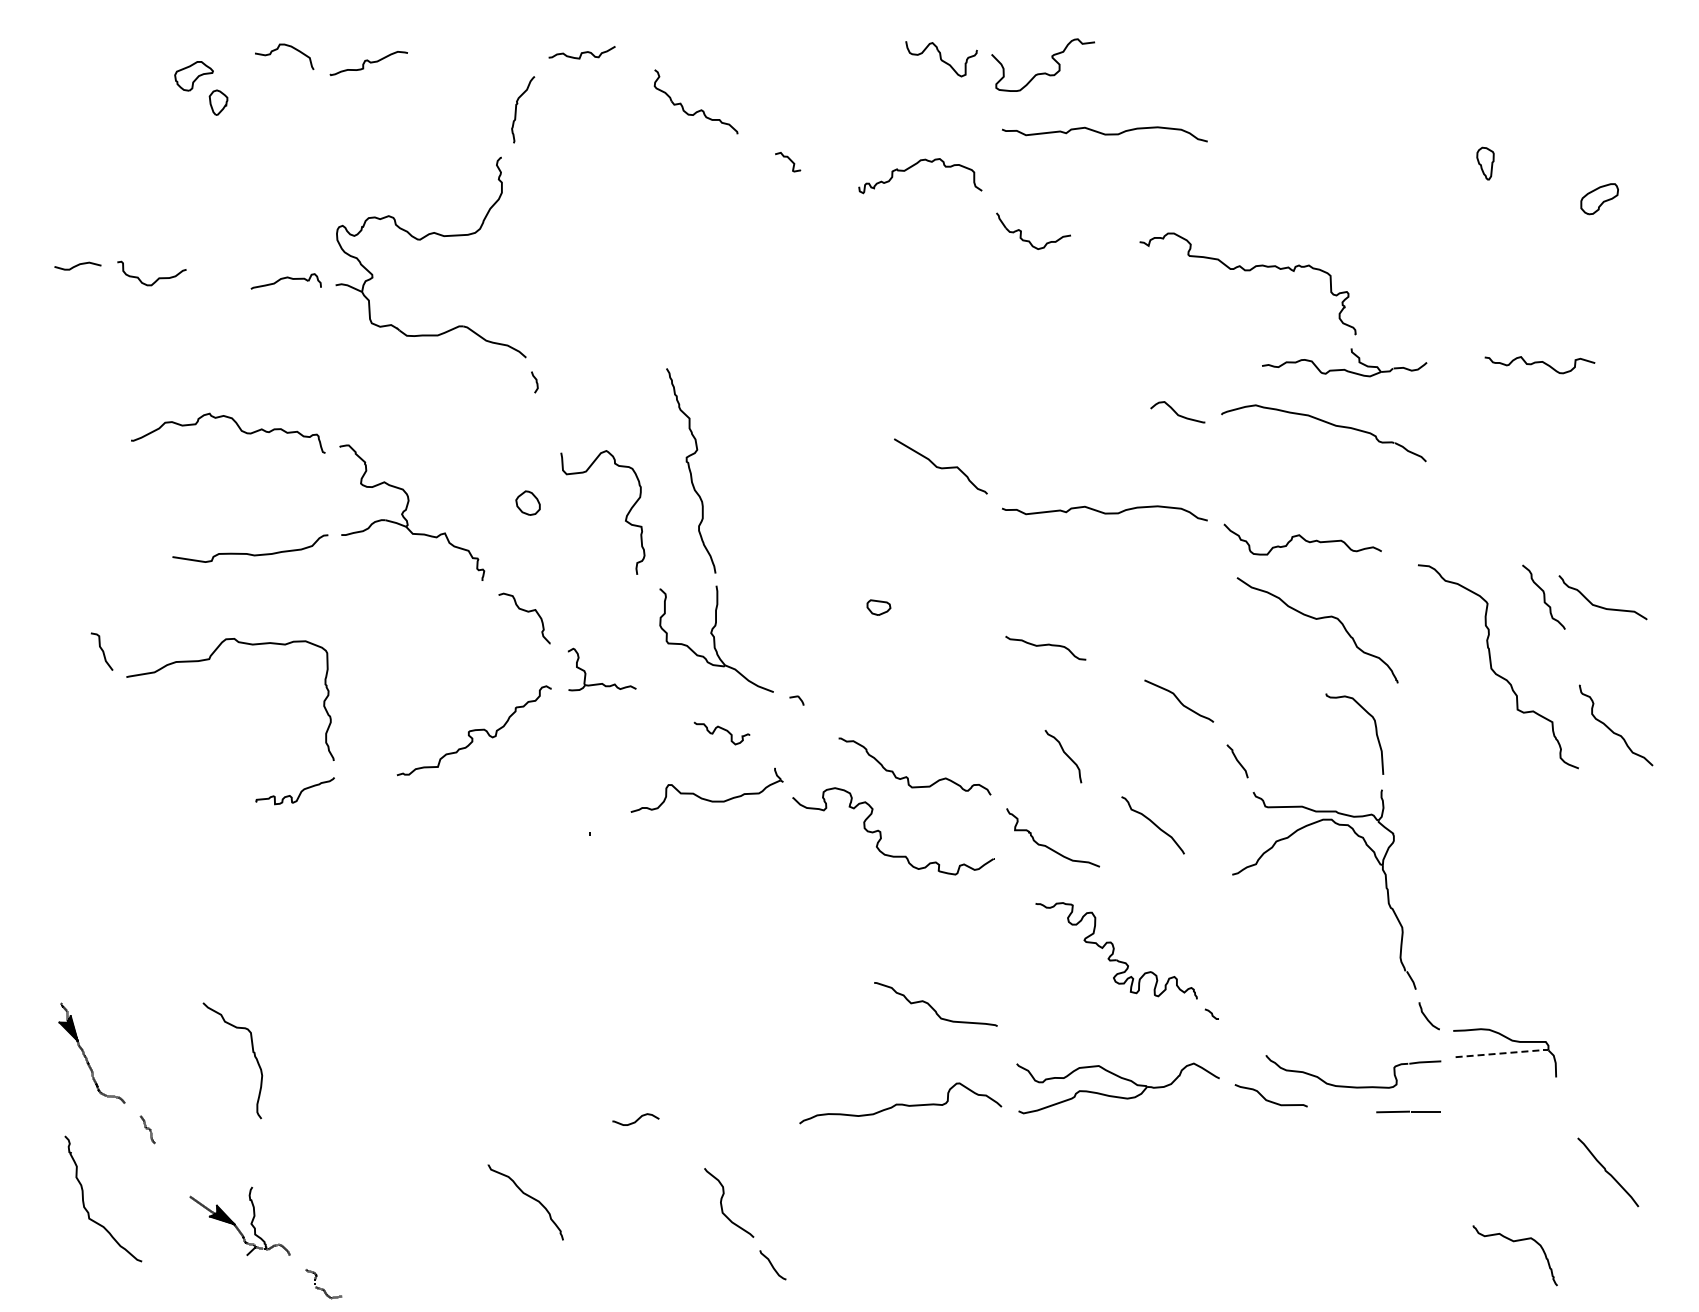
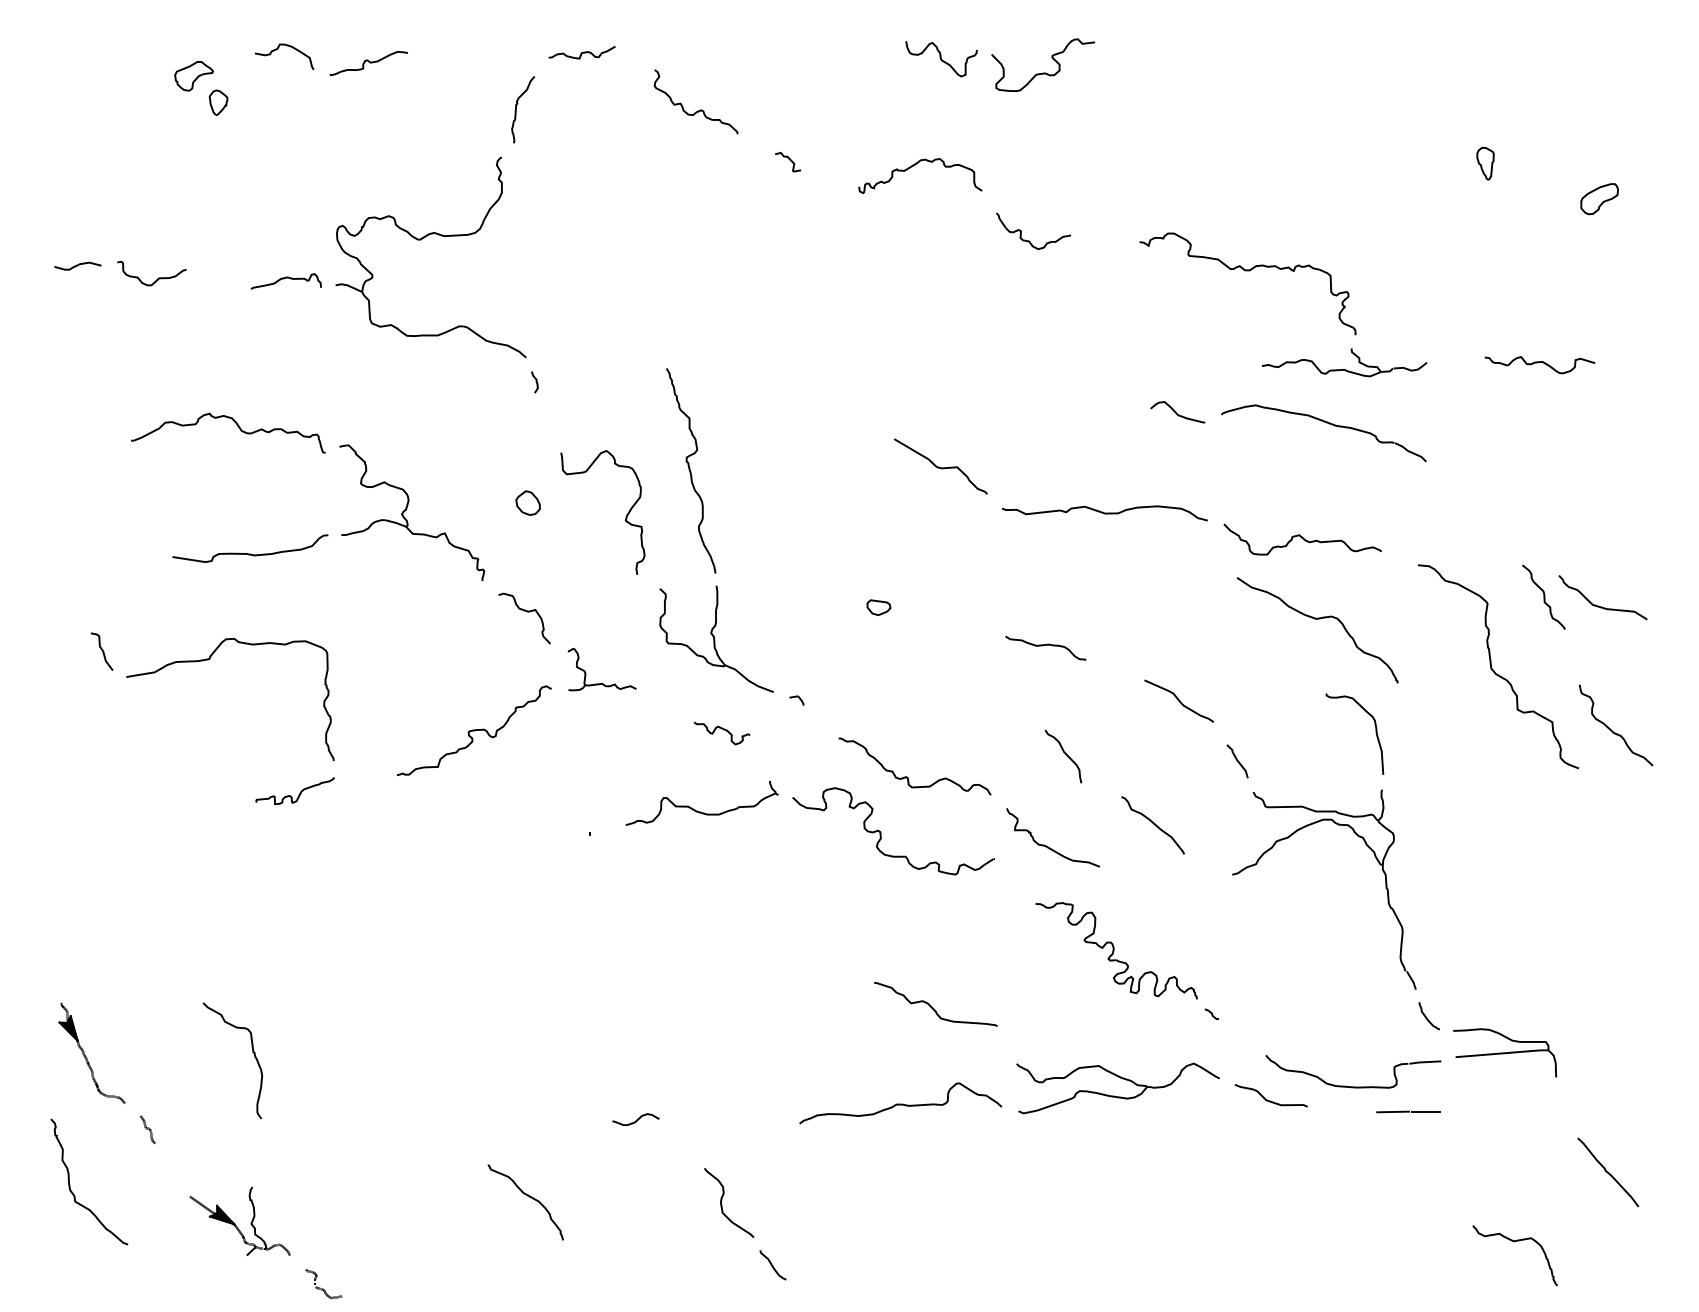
curve: present -> none (1104, 134)
part position: (702, 797) -> (697, 810) (697, 810)
line: dashed -> solid (1503, 1053)
curve position: (84, 1201) -> (70, 1184) (70, 1184)
